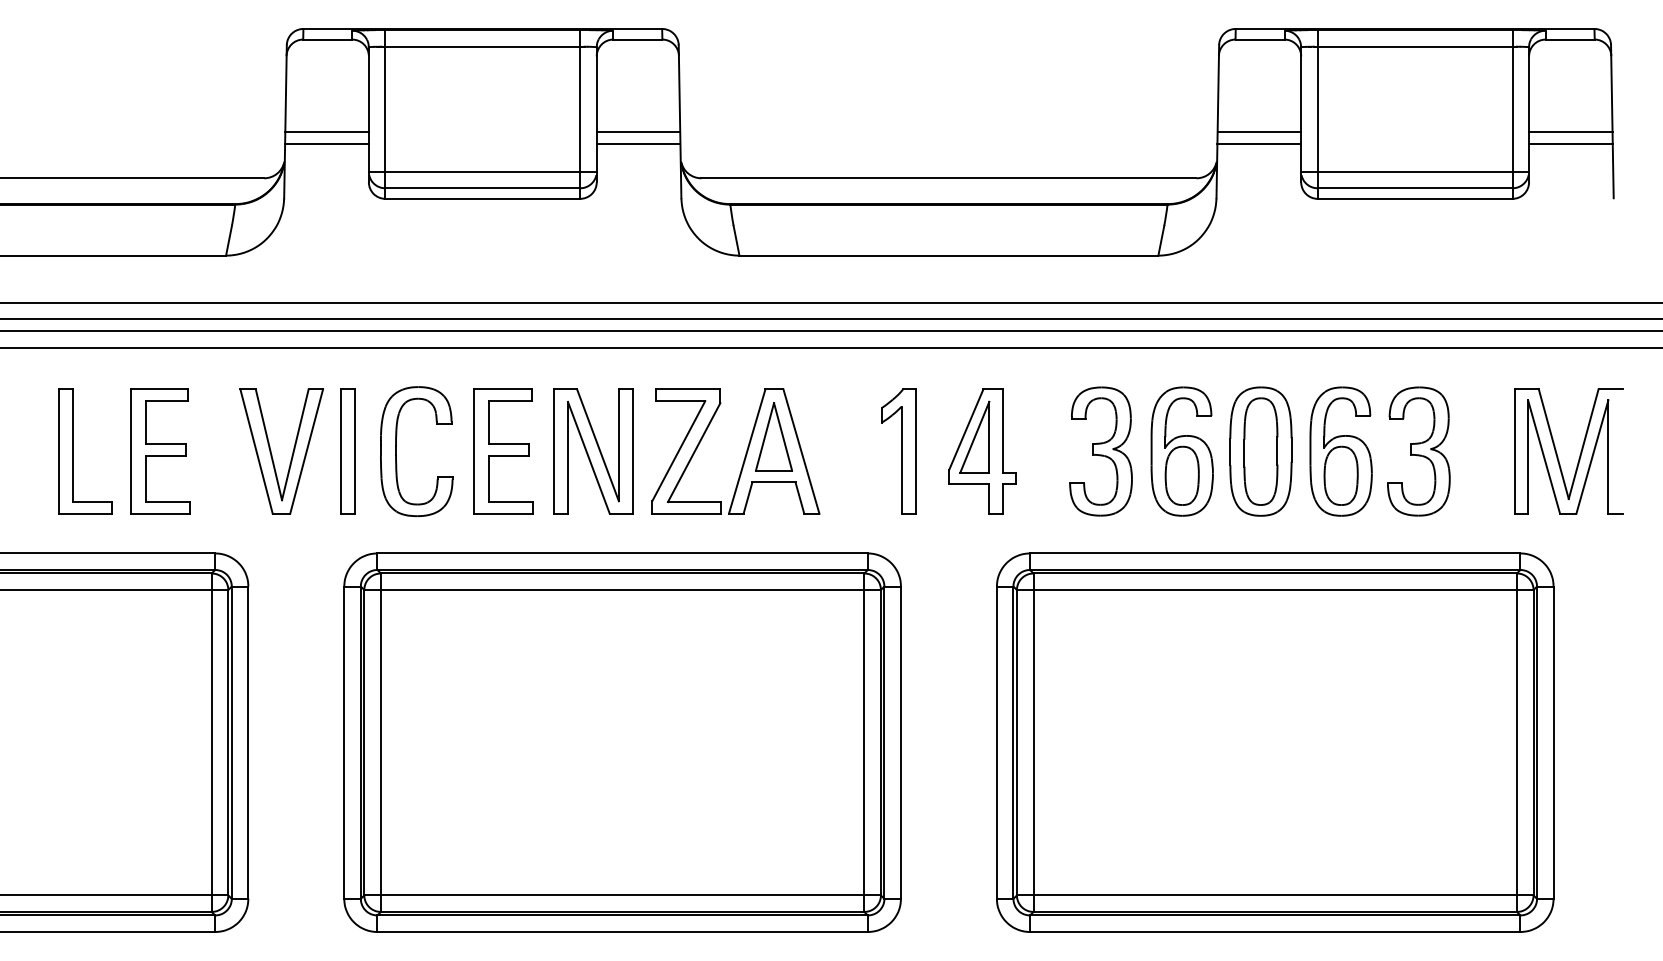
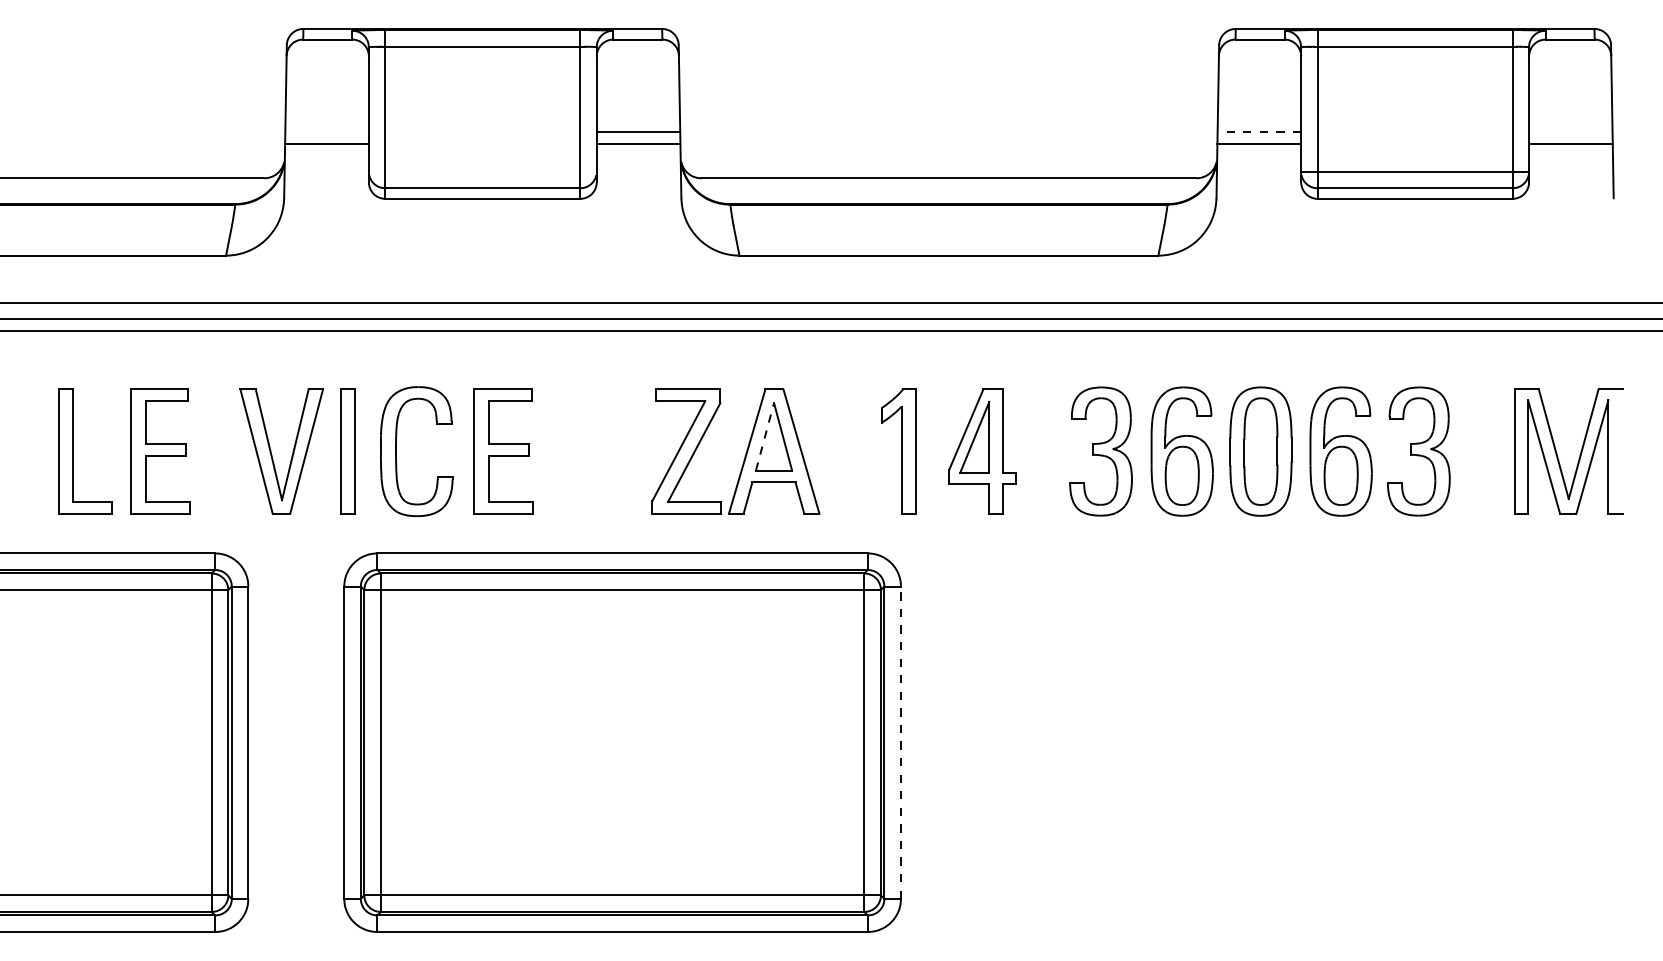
line: present -> none (326, 131)
line: solid -> dashed (1259, 131)
line: present -> none (1570, 131)
line: present -> none (482, 171)
line: present -> none (830, 347)
line: solid -> dashed (765, 436)
part: present -> none (593, 451)
line: solid -> dashed (901, 742)
part: present -> none (1275, 742)
